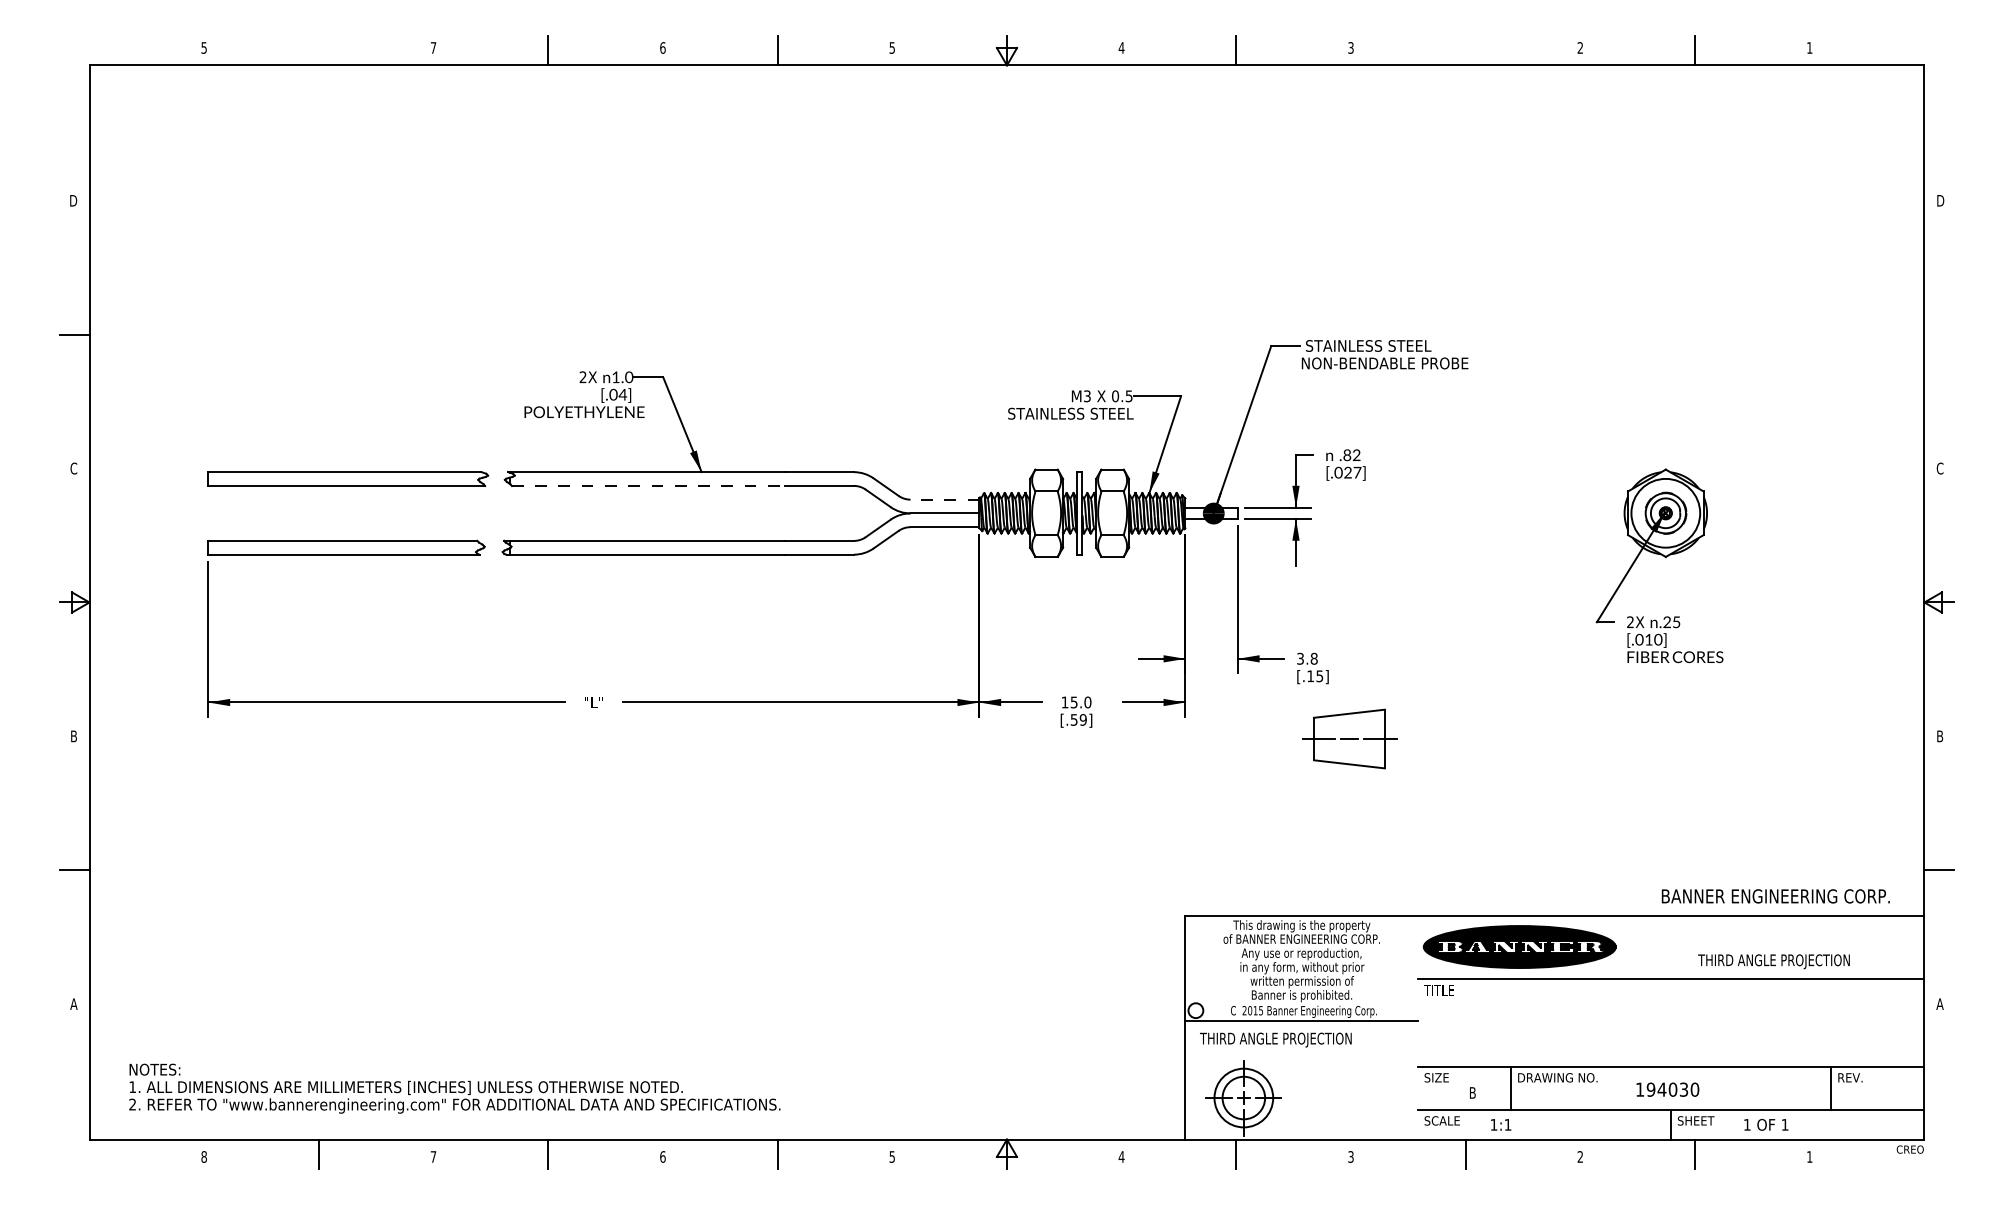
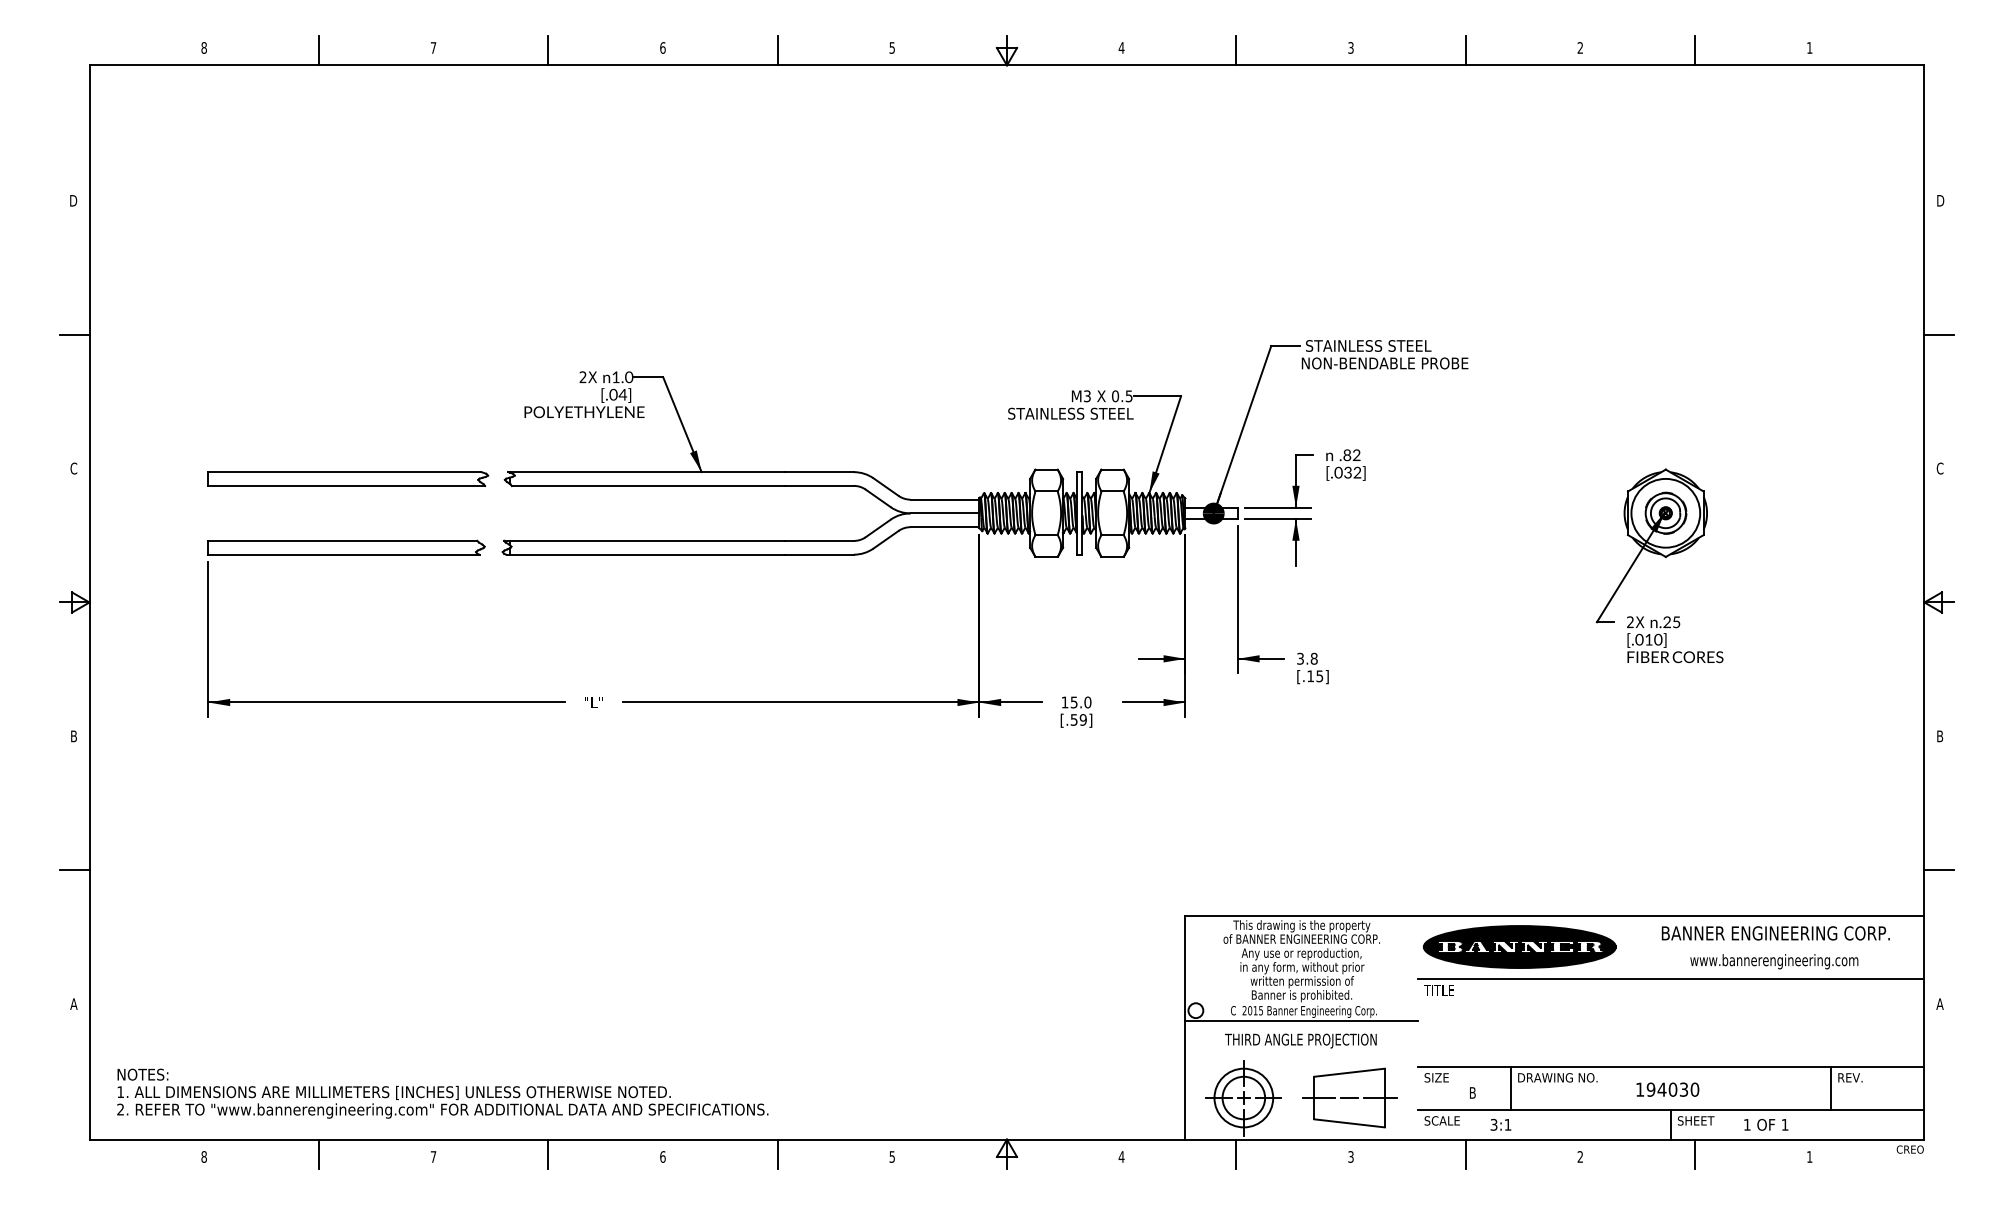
text: 5 -> 8 (203, 47)
line: none -> present (318, 50)
line: none -> present (1465, 50)
line: none -> present (1938, 334)
text: [.027] -> [.032] (1352, 472)
line: dashed -> solid (648, 486)
line: dashed -> solid (944, 499)
part position: (1349, 738) -> (1349, 1097) (1349, 1097)
text position: (1775, 896) -> (1775, 933) (1775, 933)
text: THIRD ANGLE PROJECTION -> www.bannerengineering.com (1774, 961)
text position: (1275, 1039) -> (1300, 1040) (1300, 1040)
text position: (454, 1088) -> (442, 1093) (442, 1093)
text: 1:1 -> 3:1 (1493, 1124)
